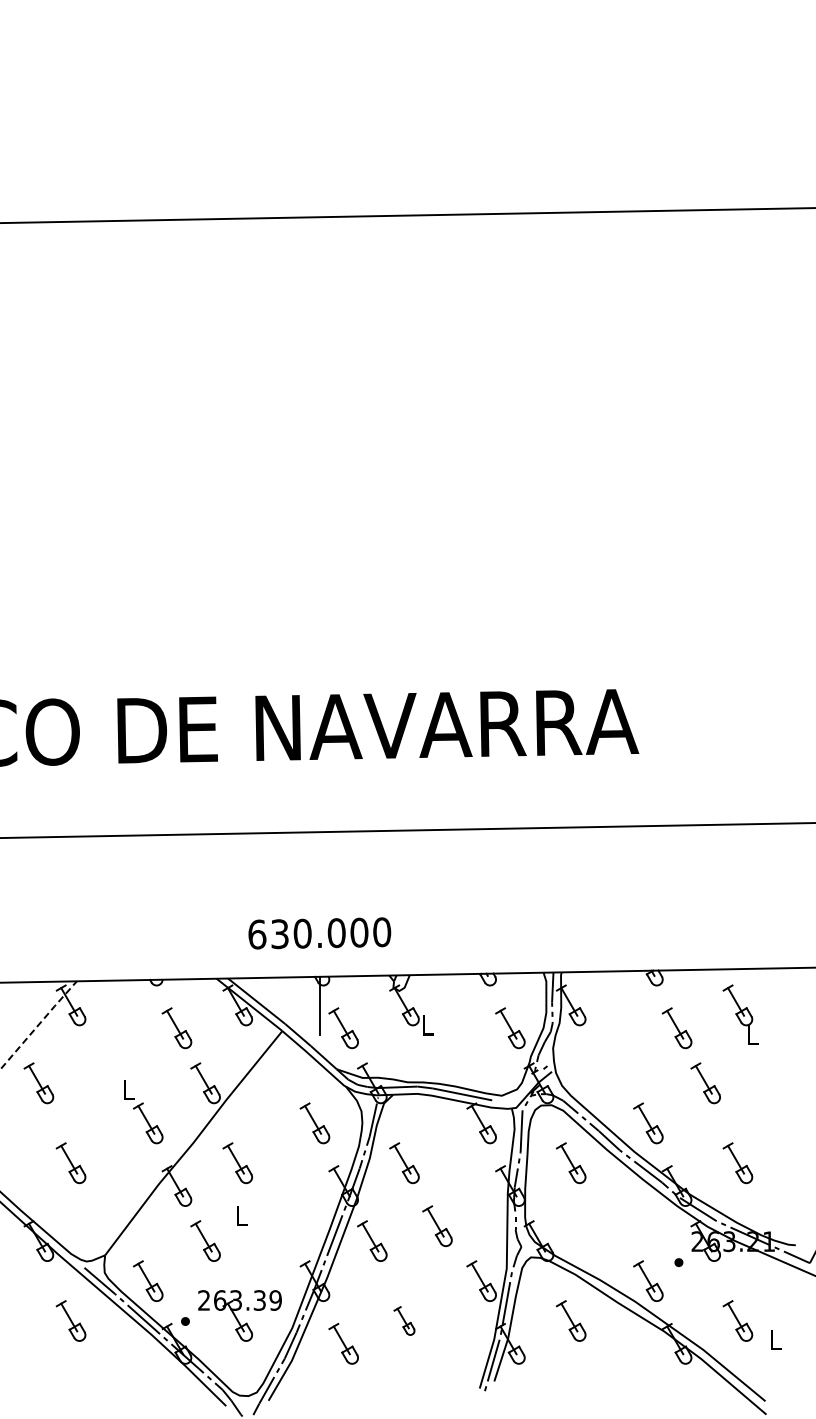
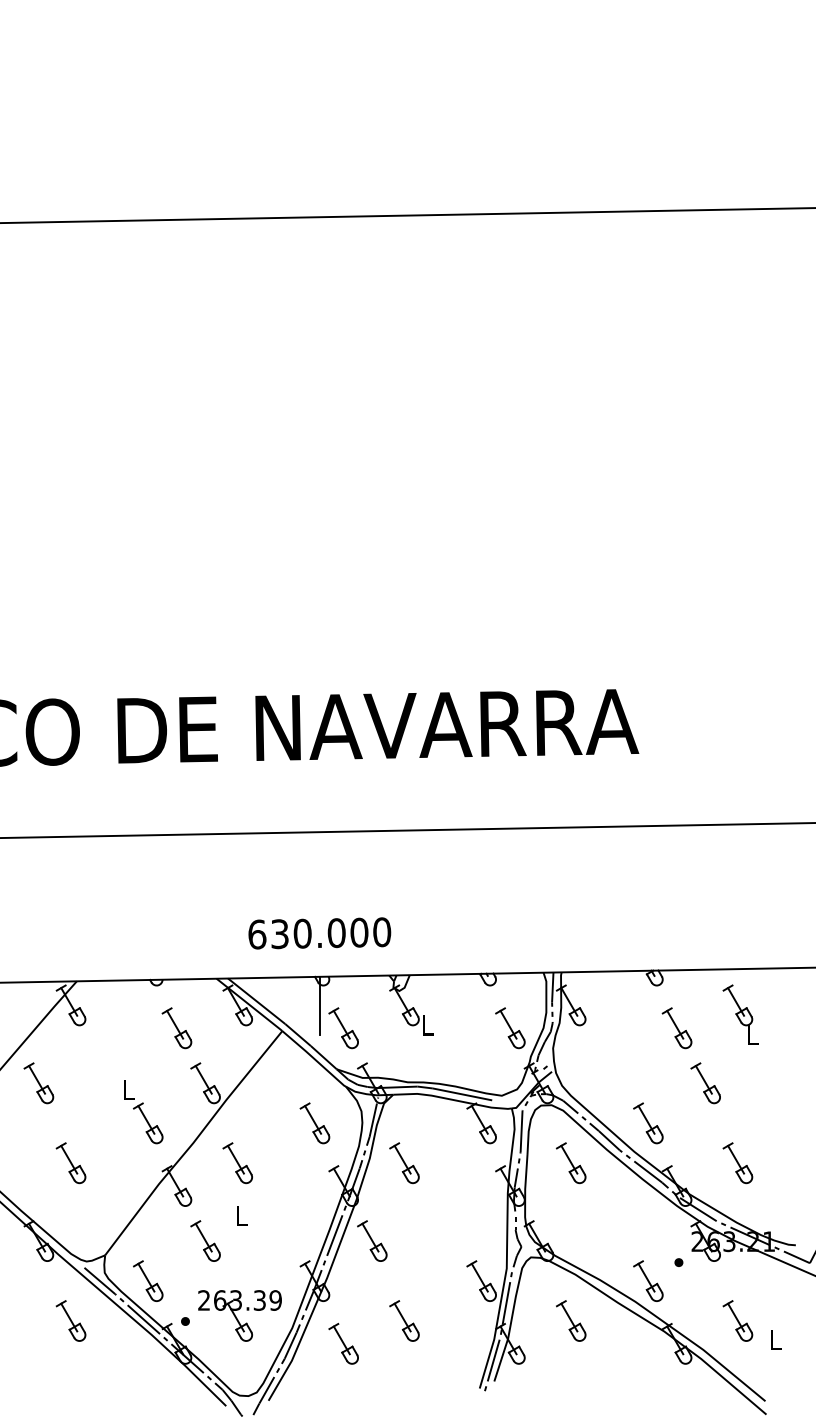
line: dashed -> solid (39, 1024)
part: present -> none (437, 1226)
part size: 23x30 px -> 31x42 px (404, 1320)
